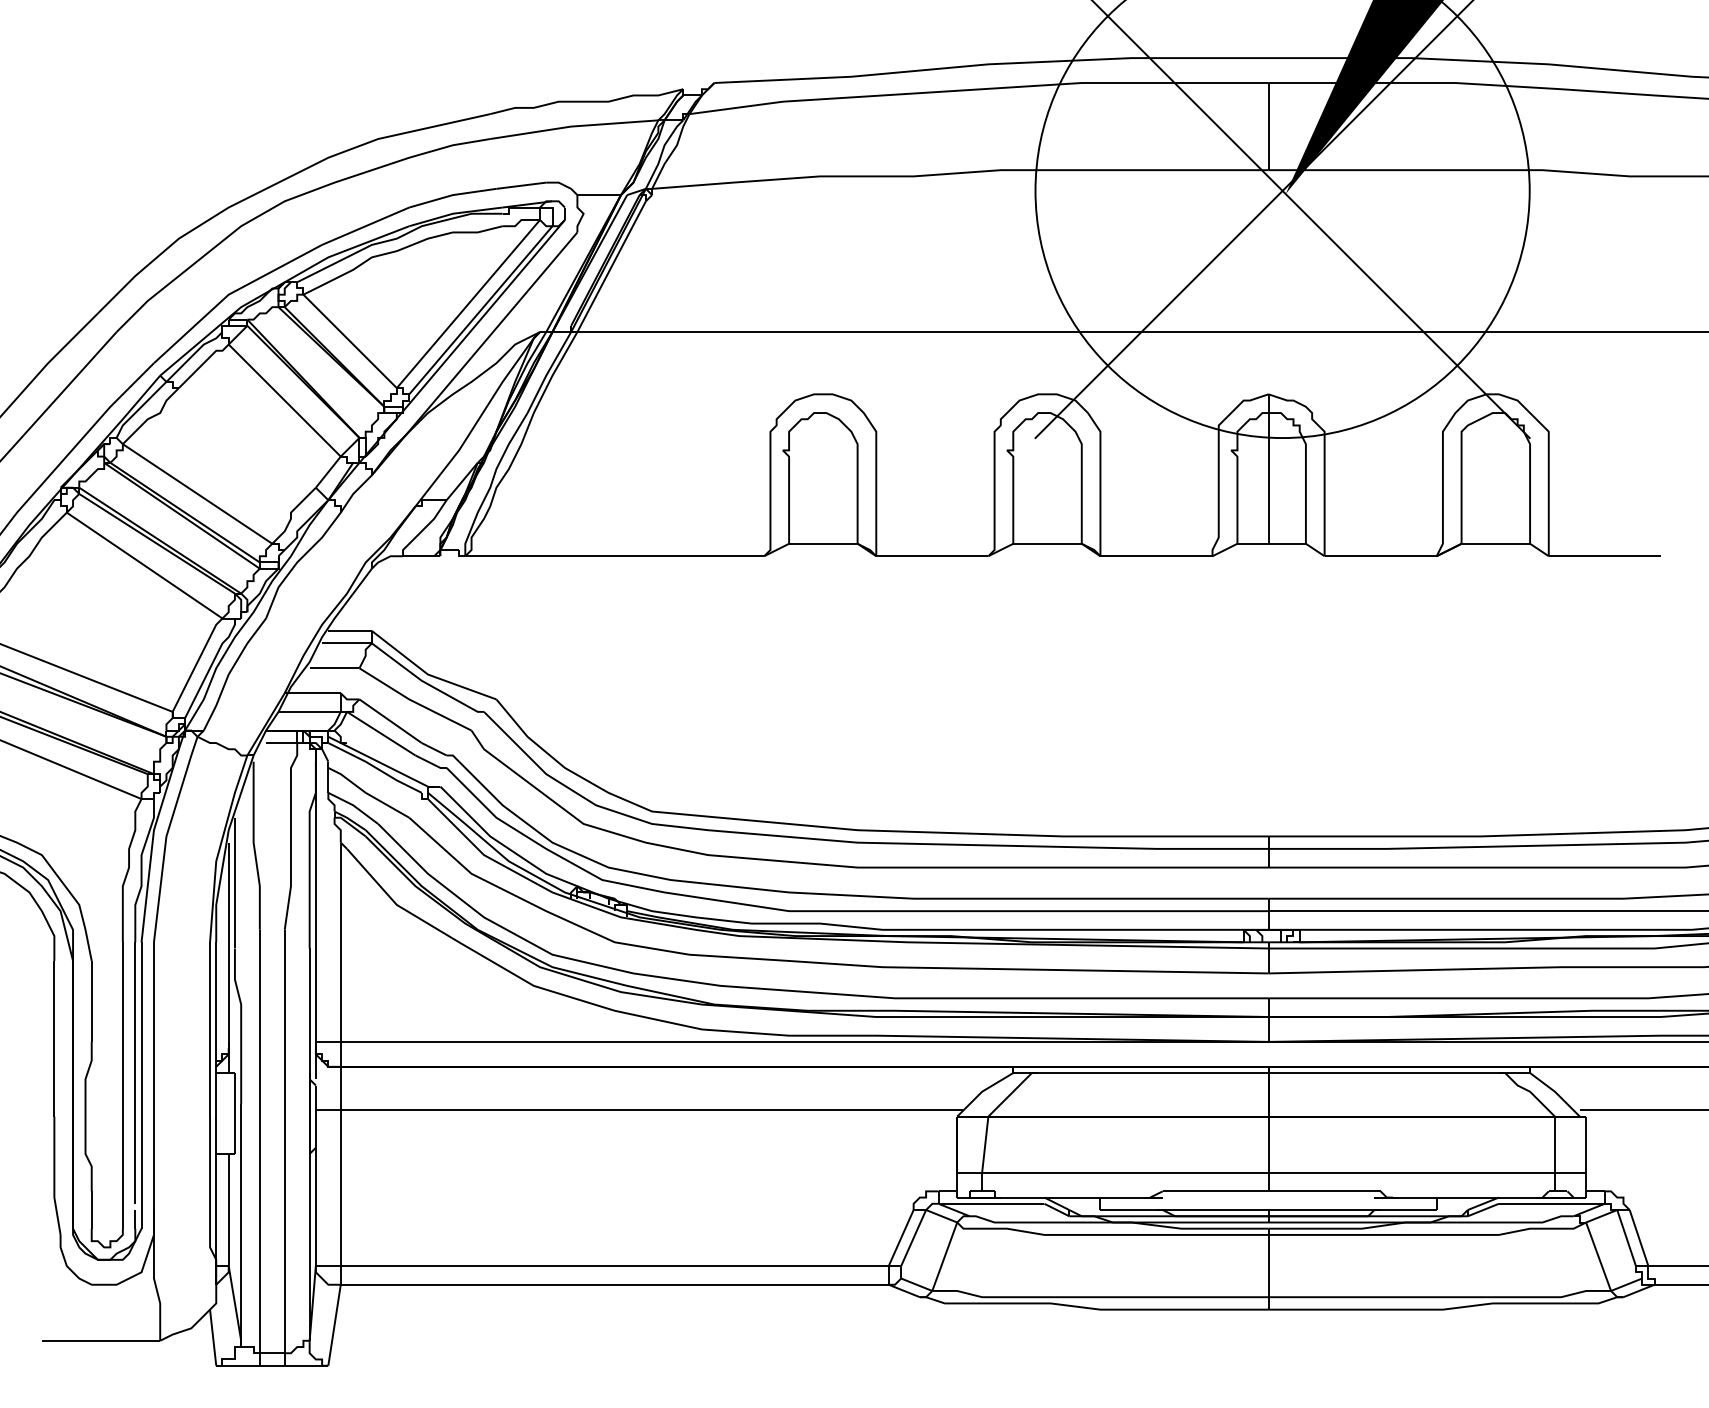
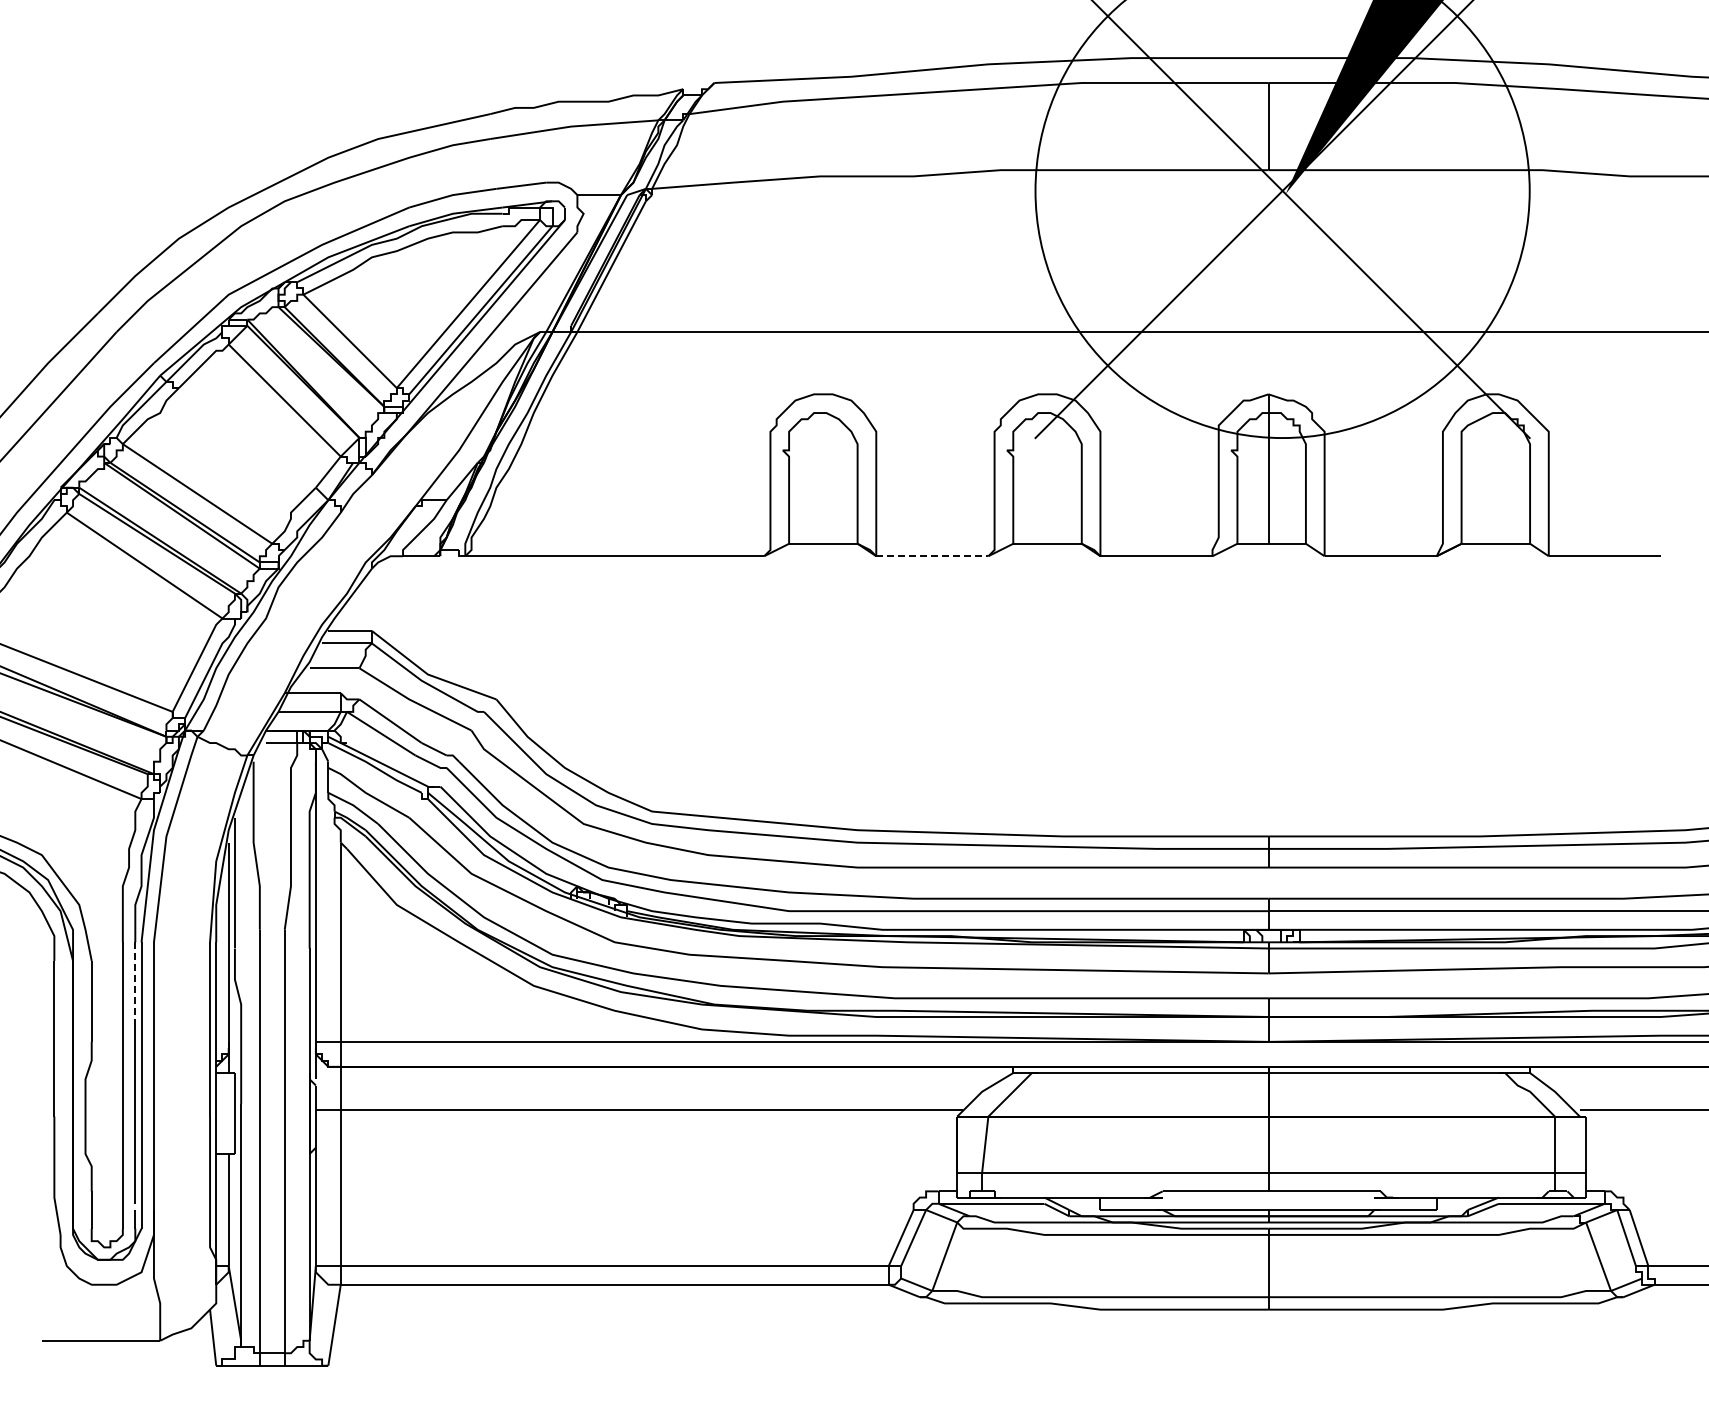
line: solid -> dashed (932, 556)
line: solid -> dashed (135, 983)
